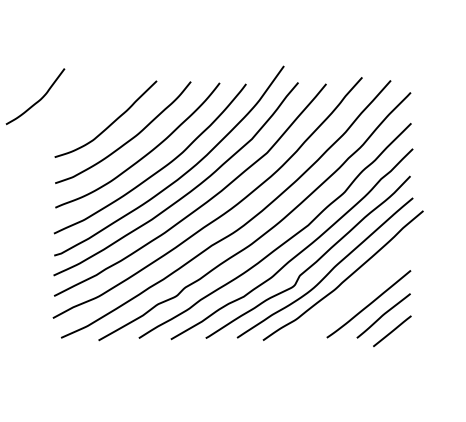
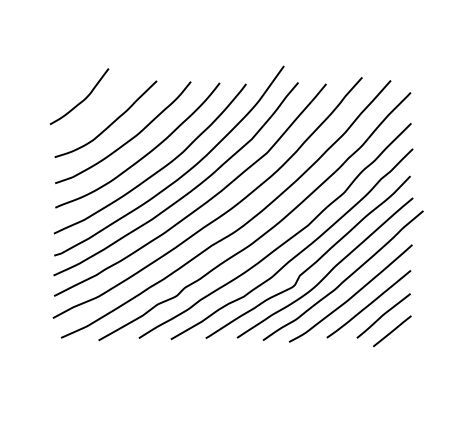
curve position: (37, 100) -> (81, 100) (81, 100)
curve: none -> present (352, 295)
